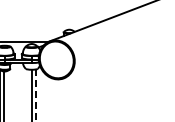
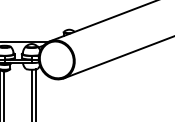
line: none -> present (117, 57)
line: dashed -> solid (36, 95)
